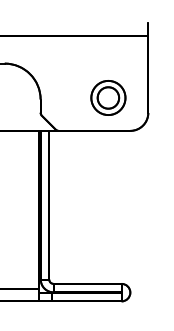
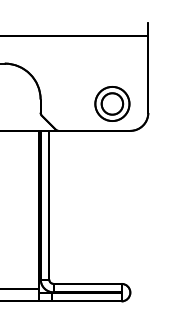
part position: (108, 97) -> (112, 103) (112, 103)
